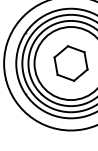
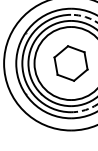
arc: solid -> dashed (97, 22)
